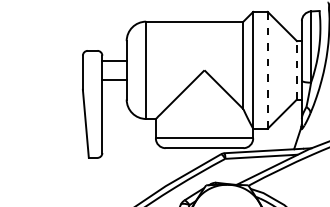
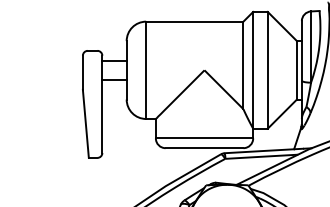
line: dashed -> solid (267, 69)
line: dashed -> solid (296, 69)
